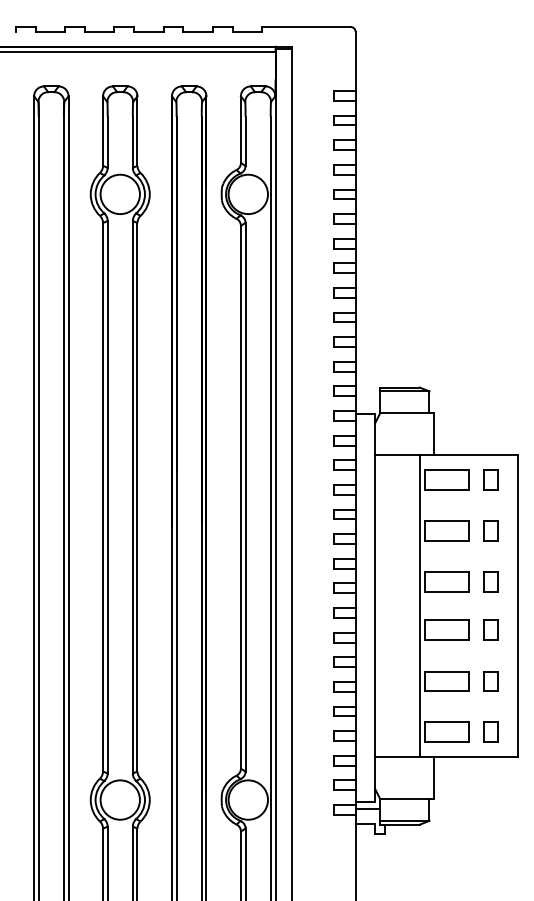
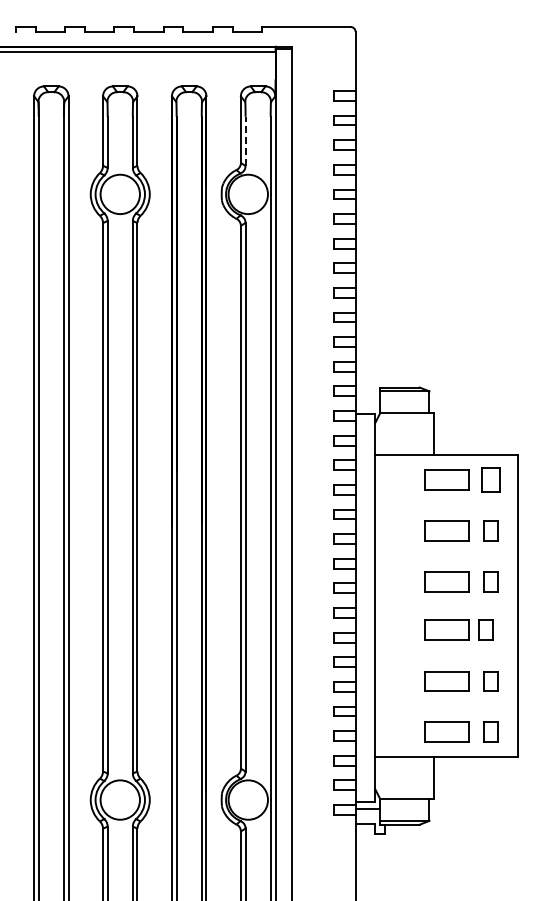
line: solid -> dashed (245, 141)
part size: 16x22 px -> 20x26 px (490, 479)
line: present -> none (419, 605)
part position: (490, 629) -> (485, 629) (485, 629)
